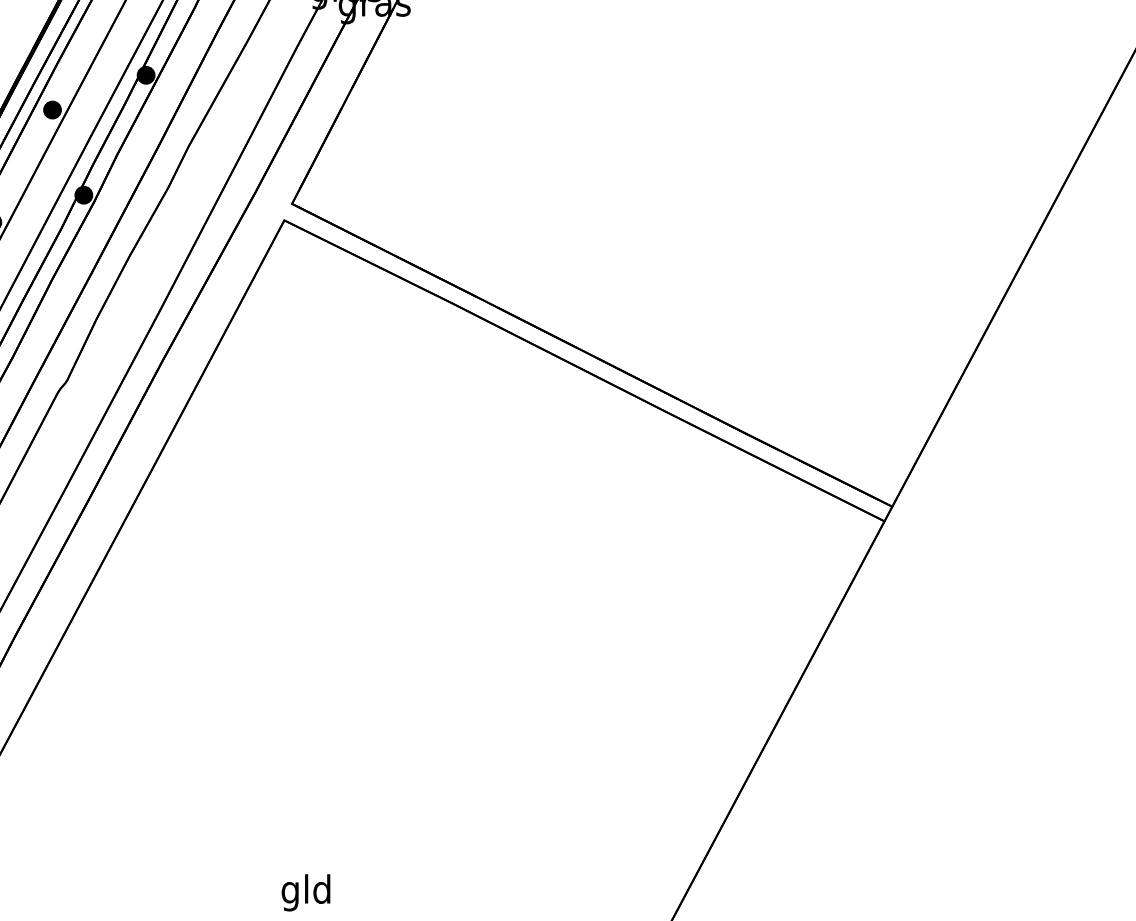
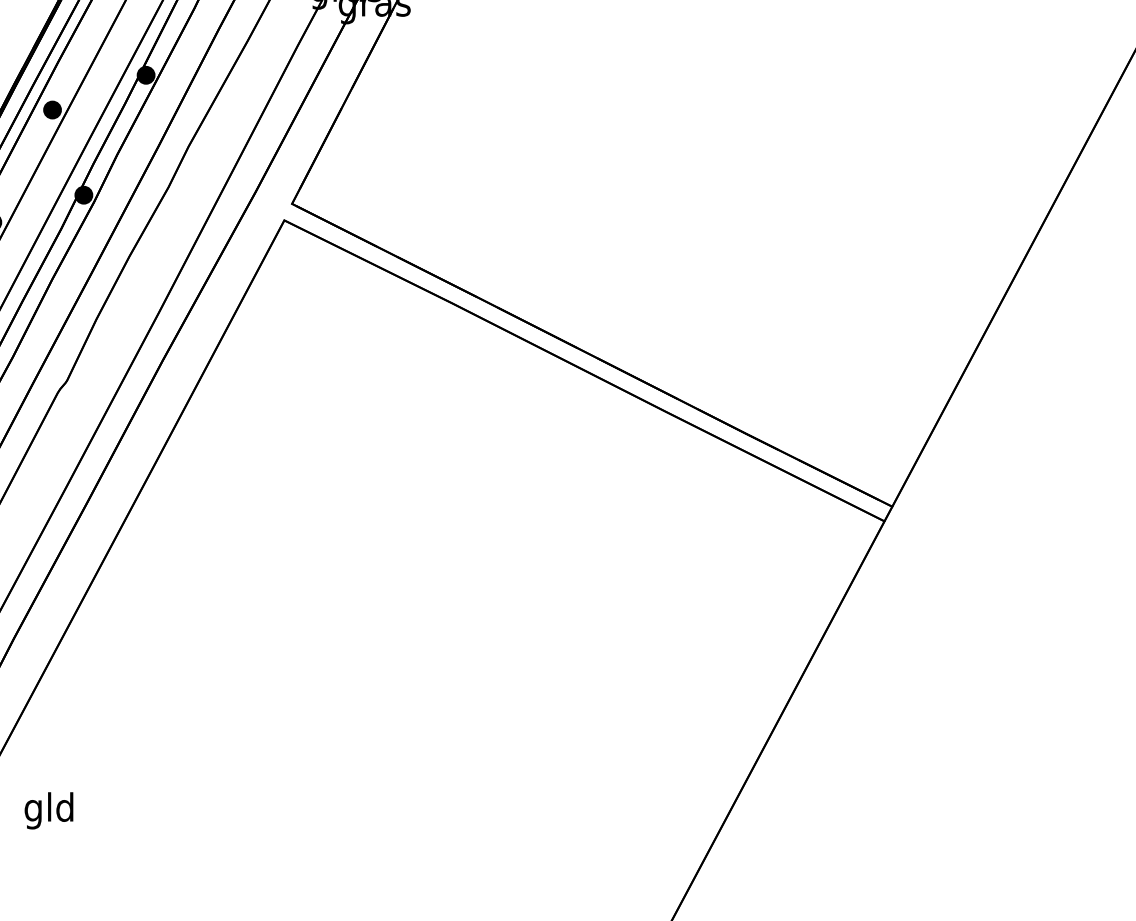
text position: (305, 892) -> (48, 810) (48, 810)
